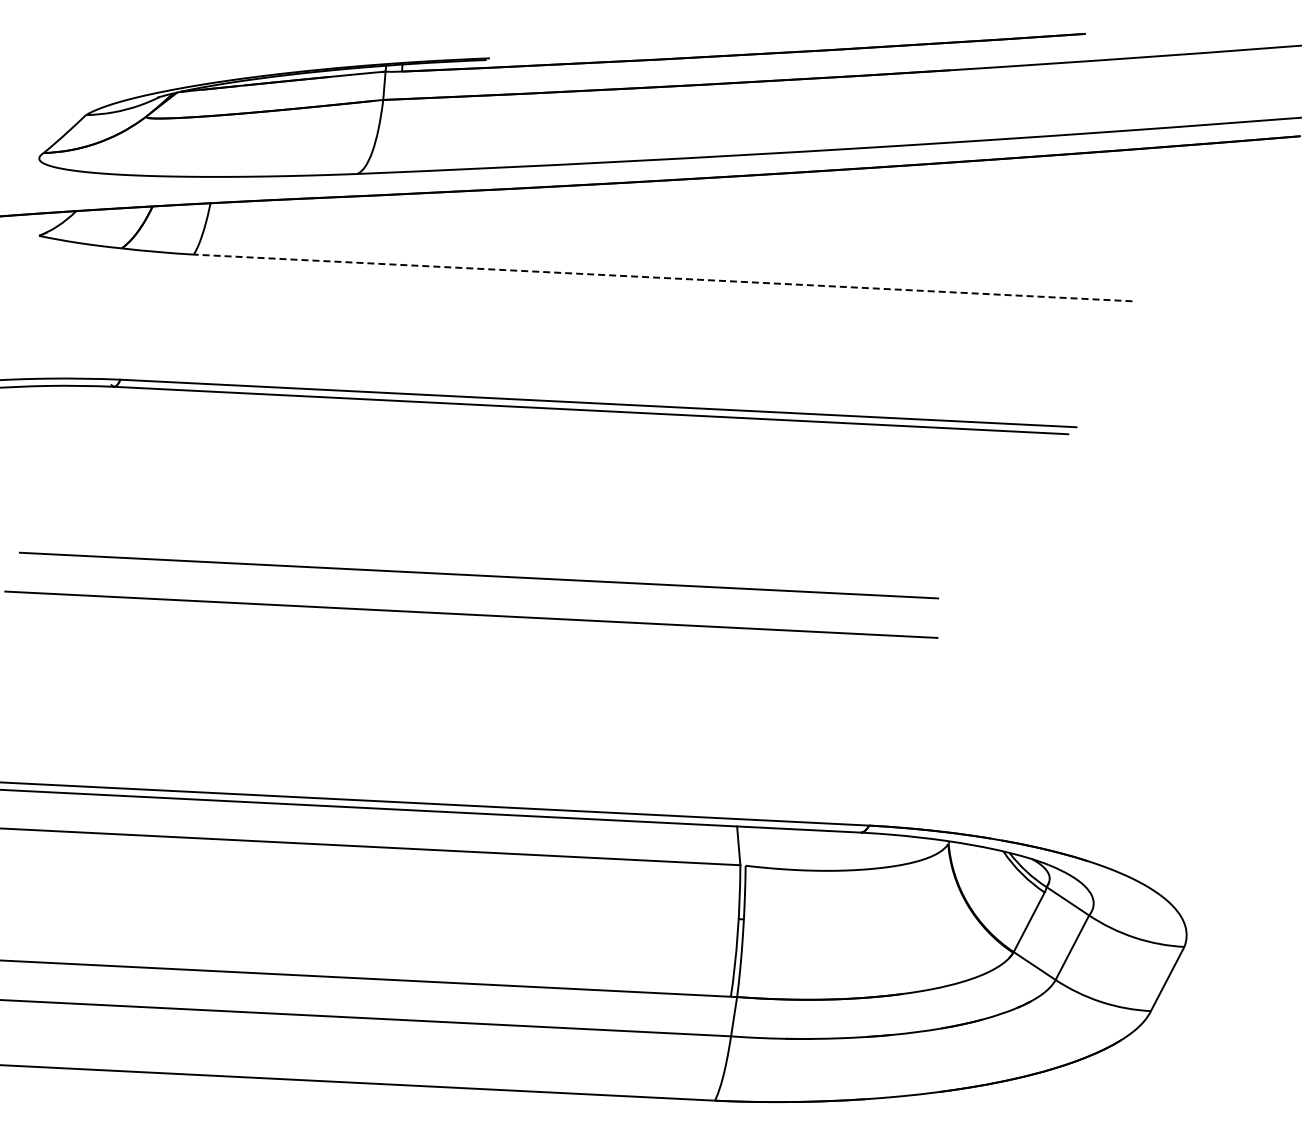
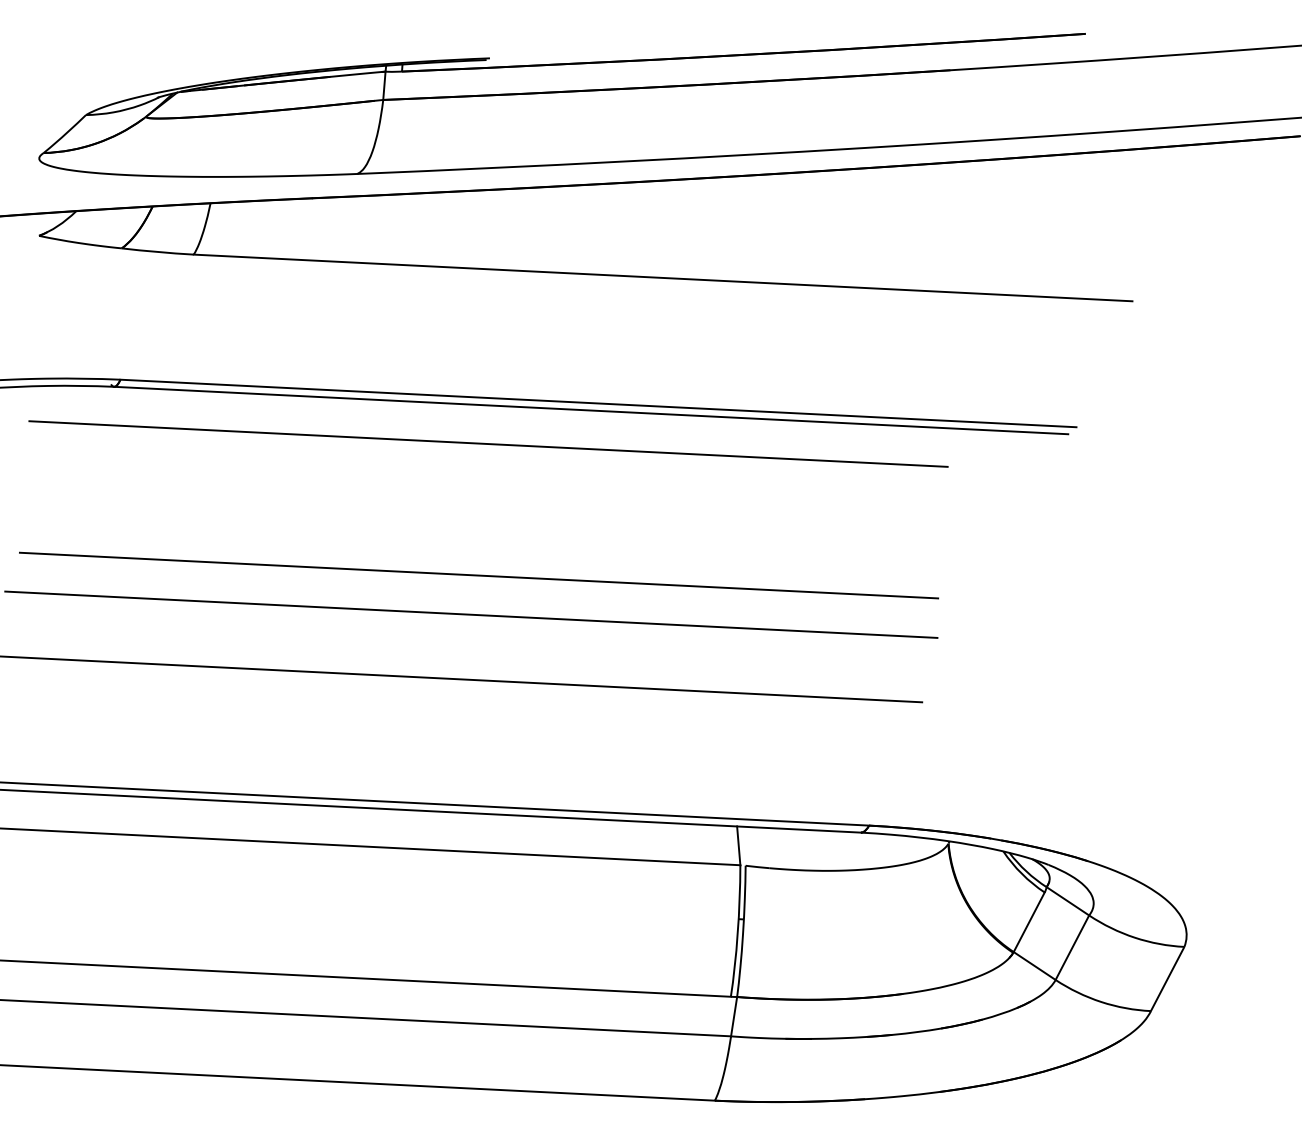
line: dashed -> solid (663, 277)
line: none -> present (488, 443)
line: none -> present (462, 679)
